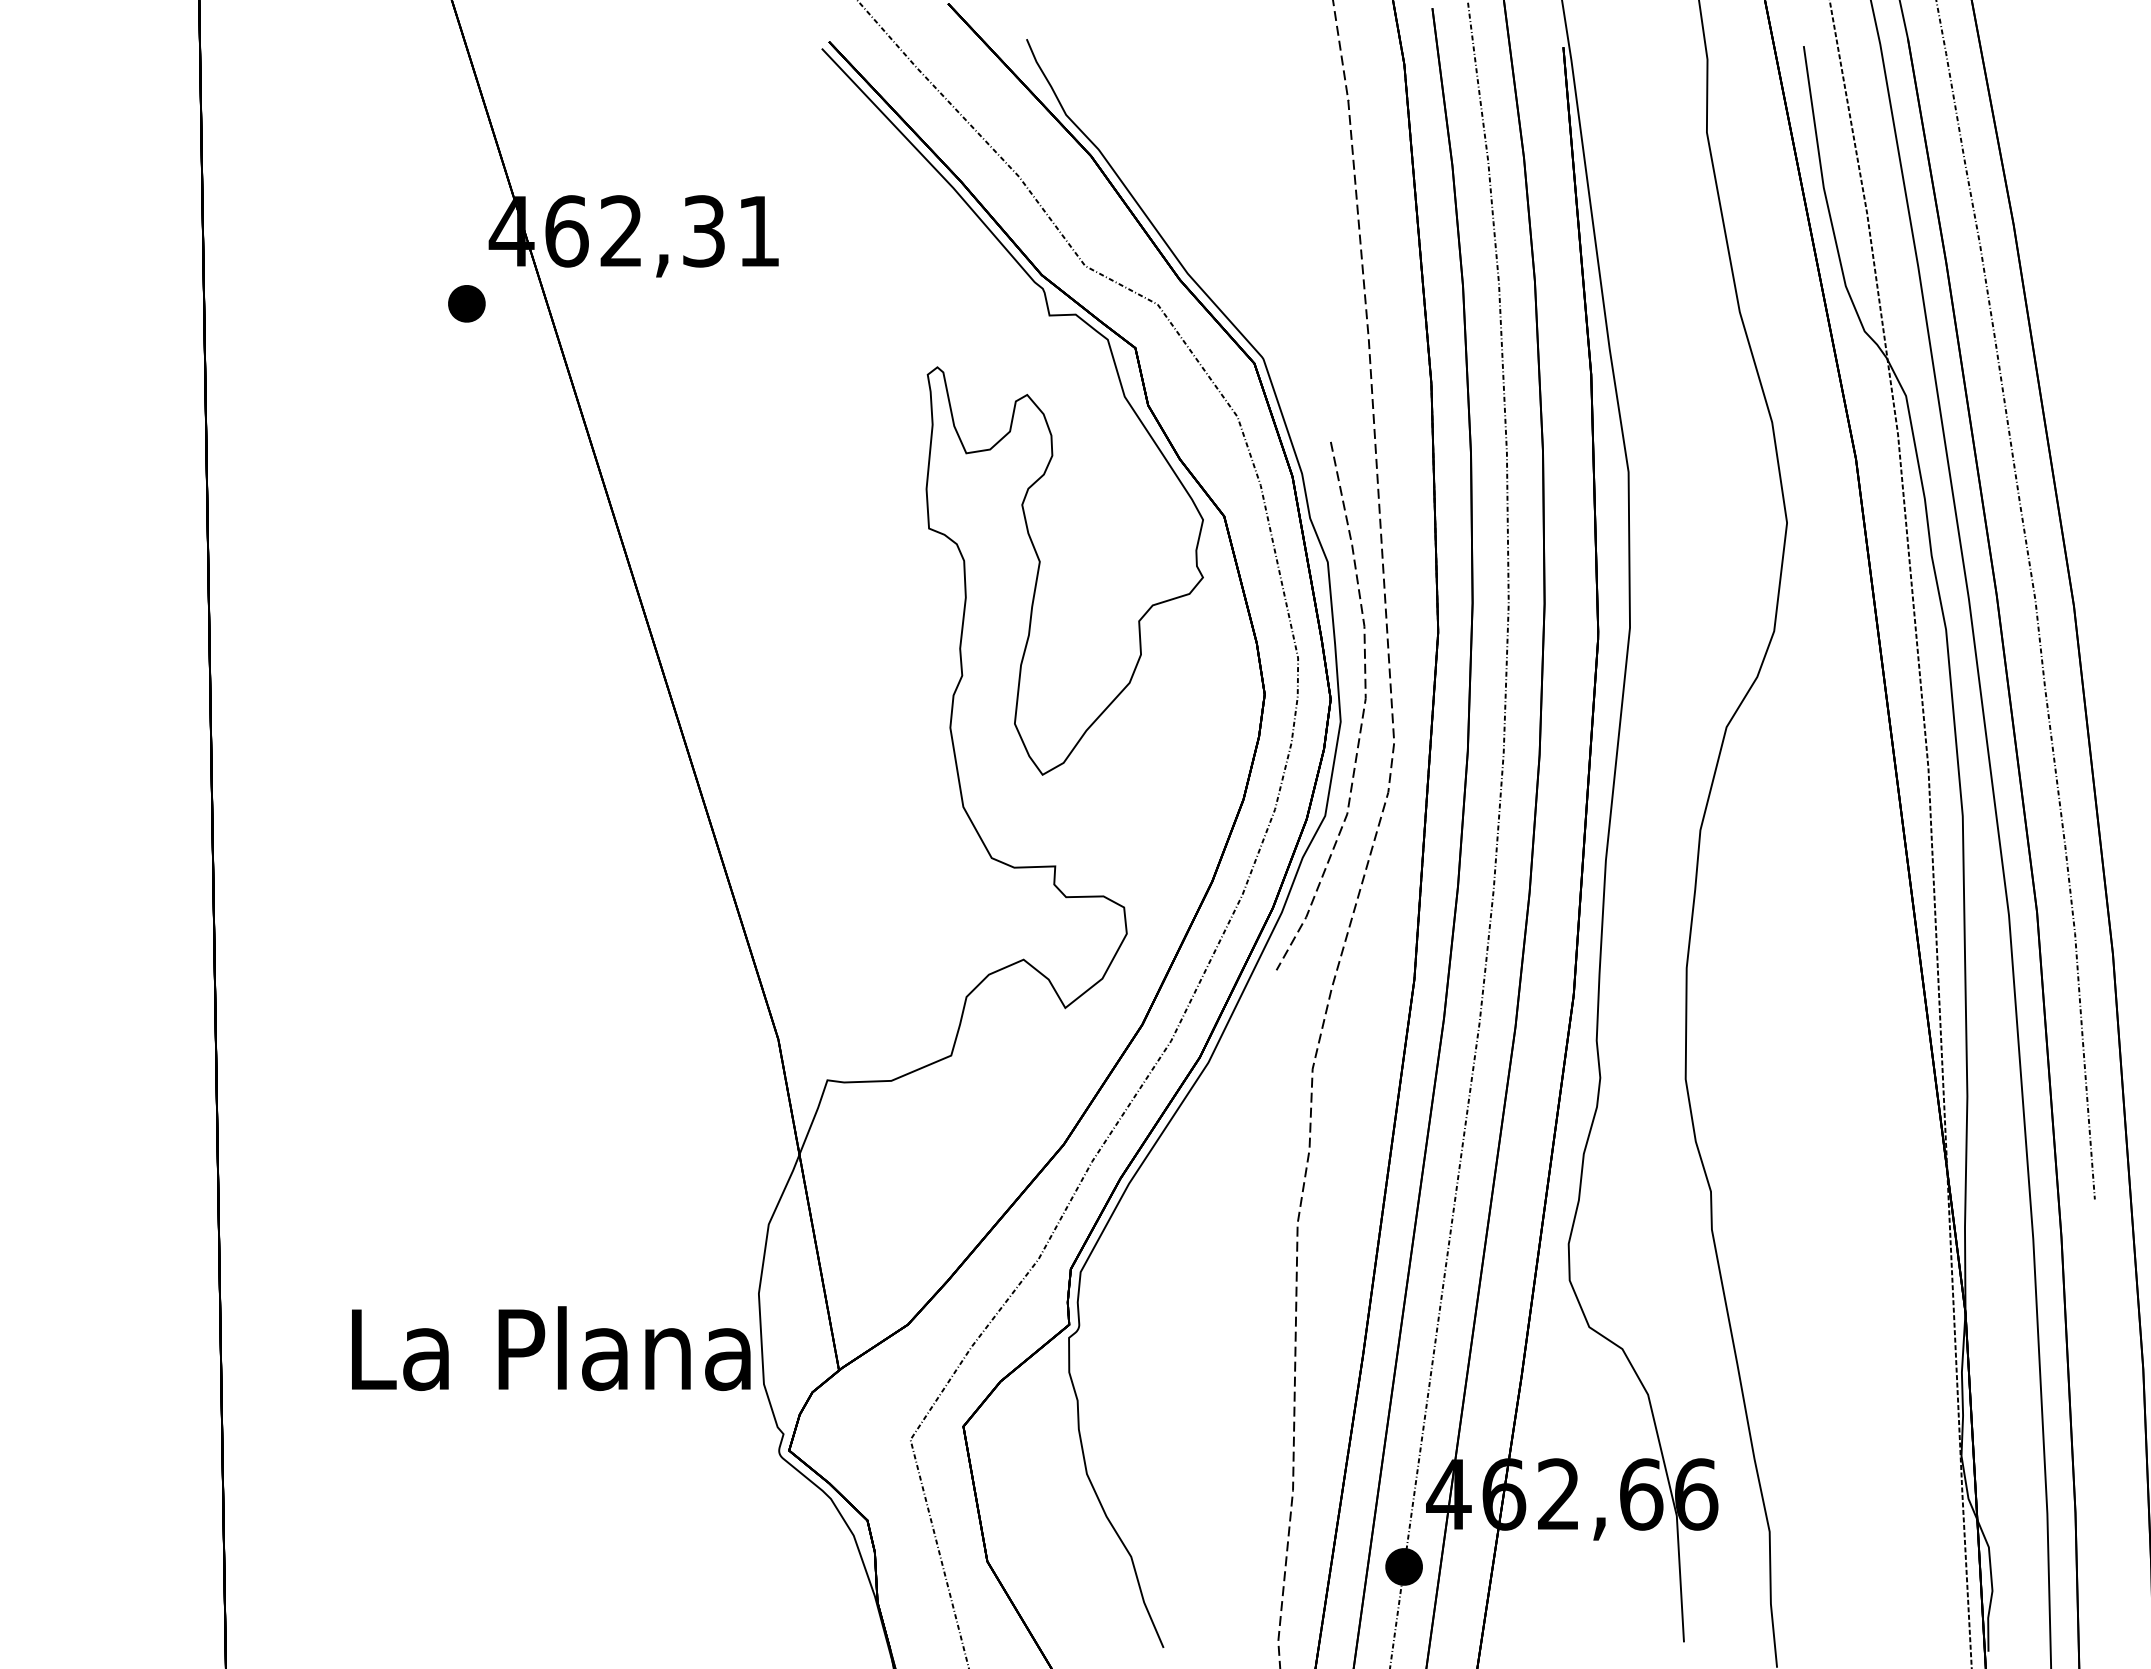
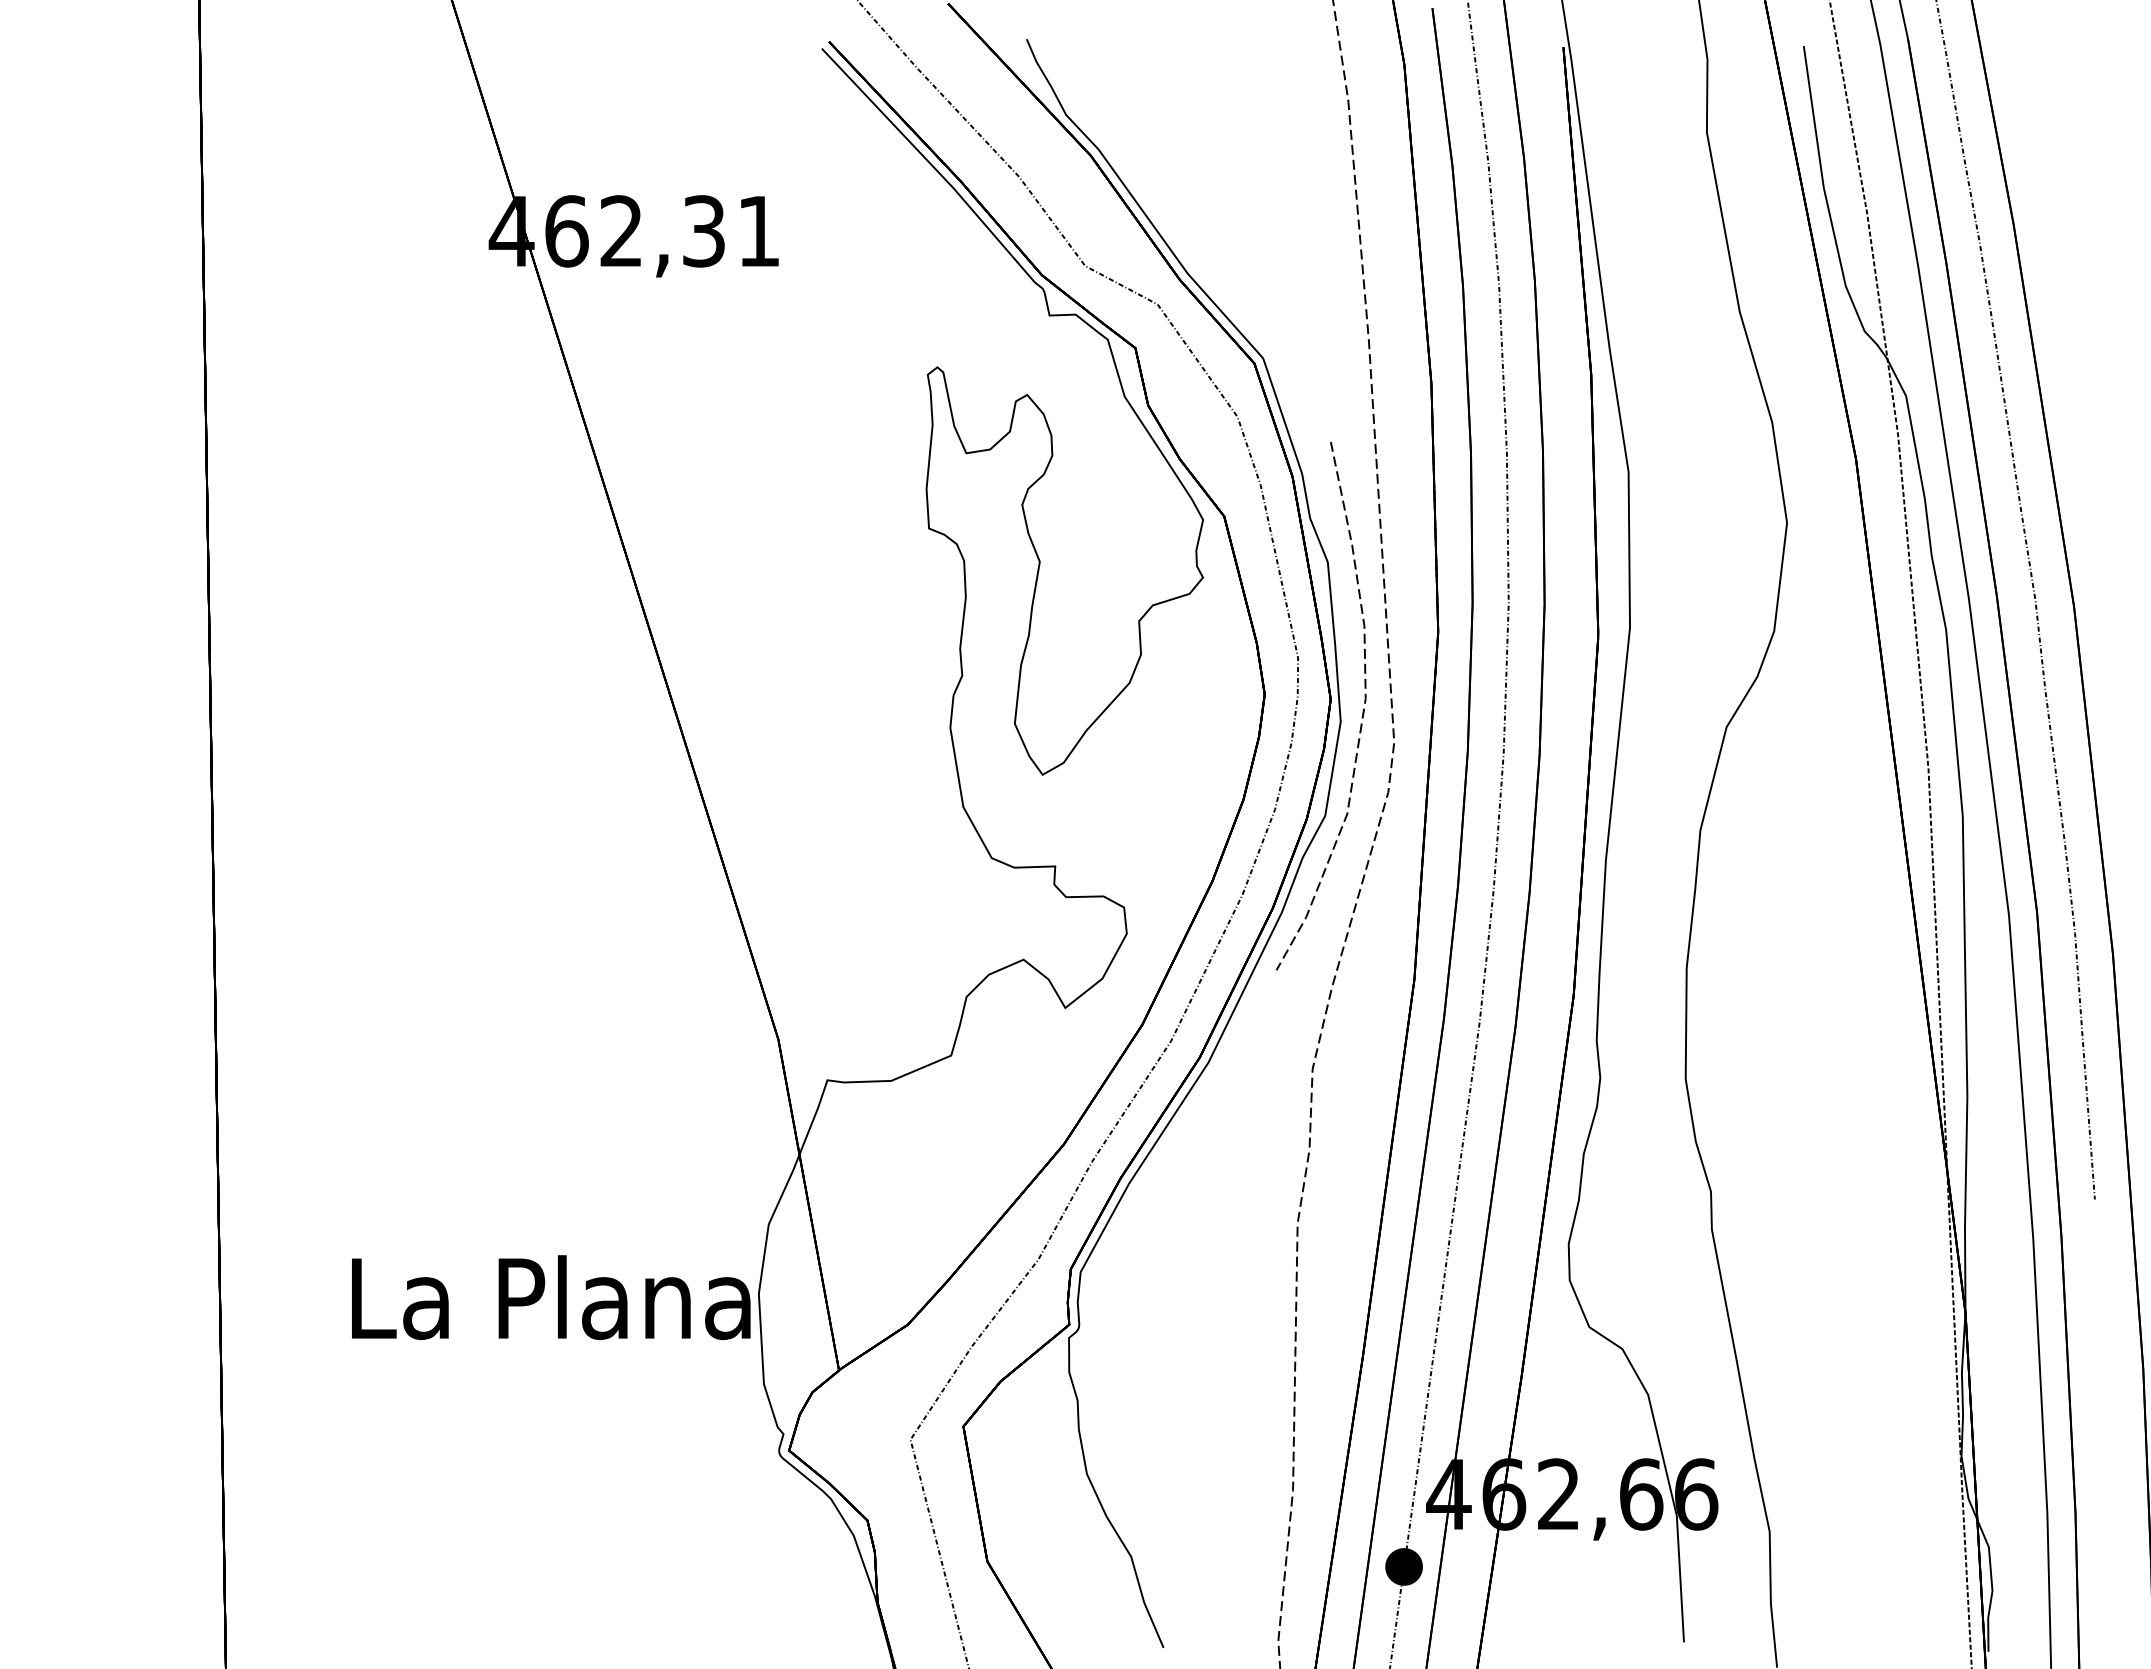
part: present -> none (466, 303)
text position: (551, 1348) -> (551, 1297) (551, 1297)
